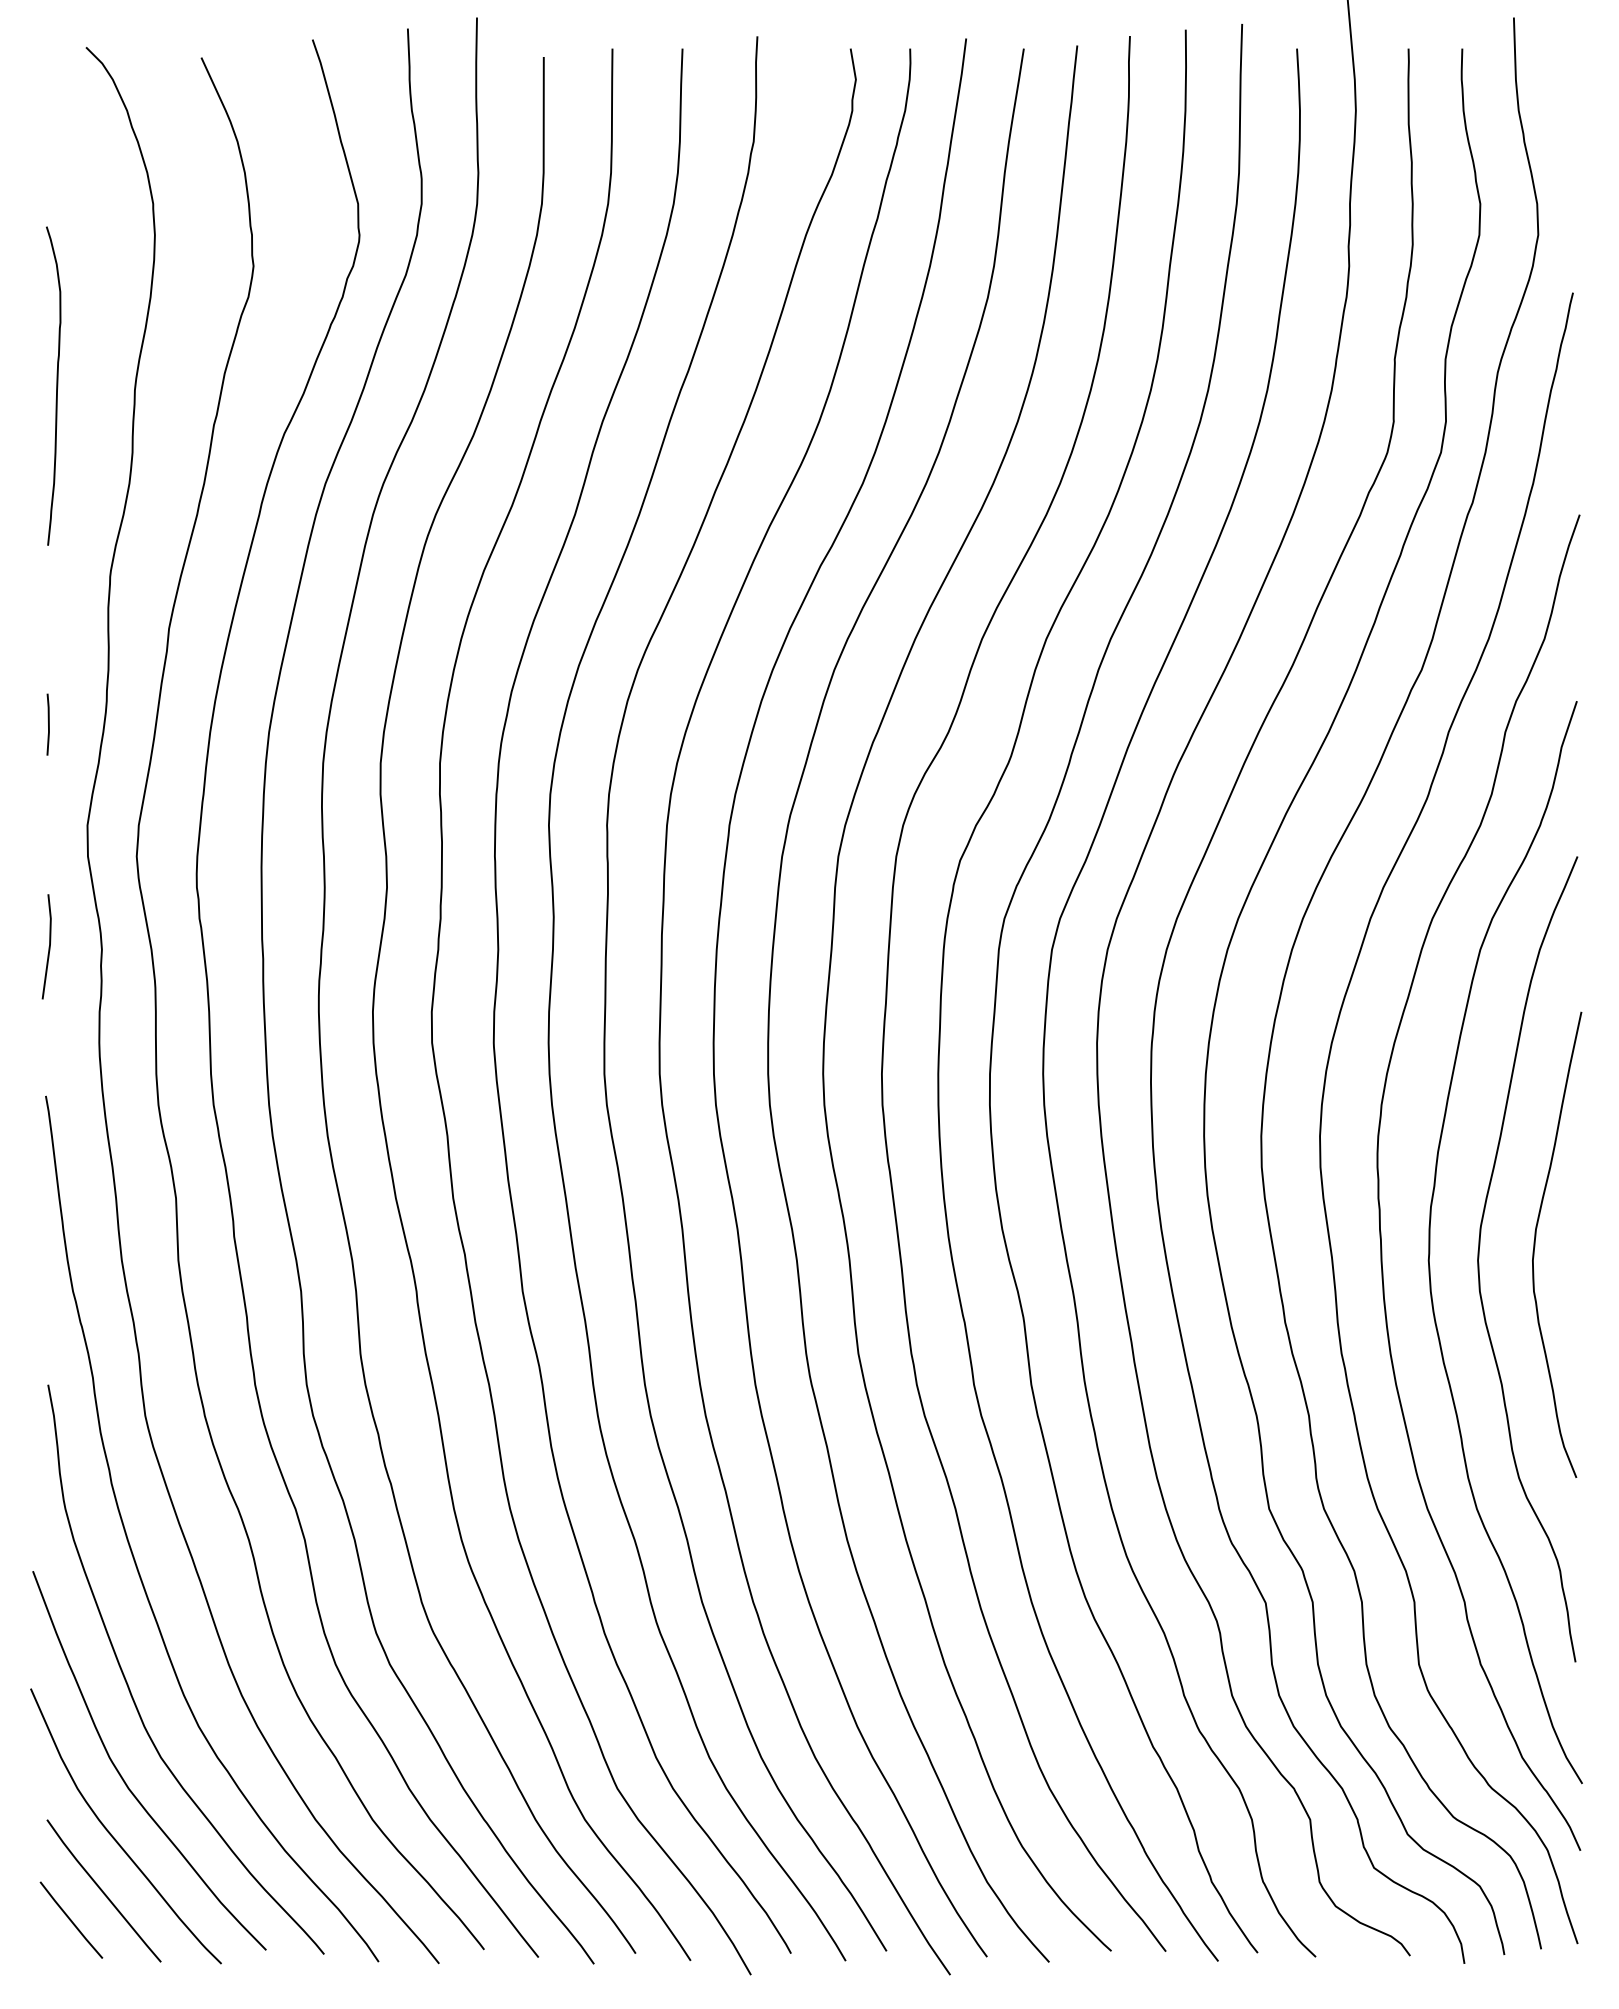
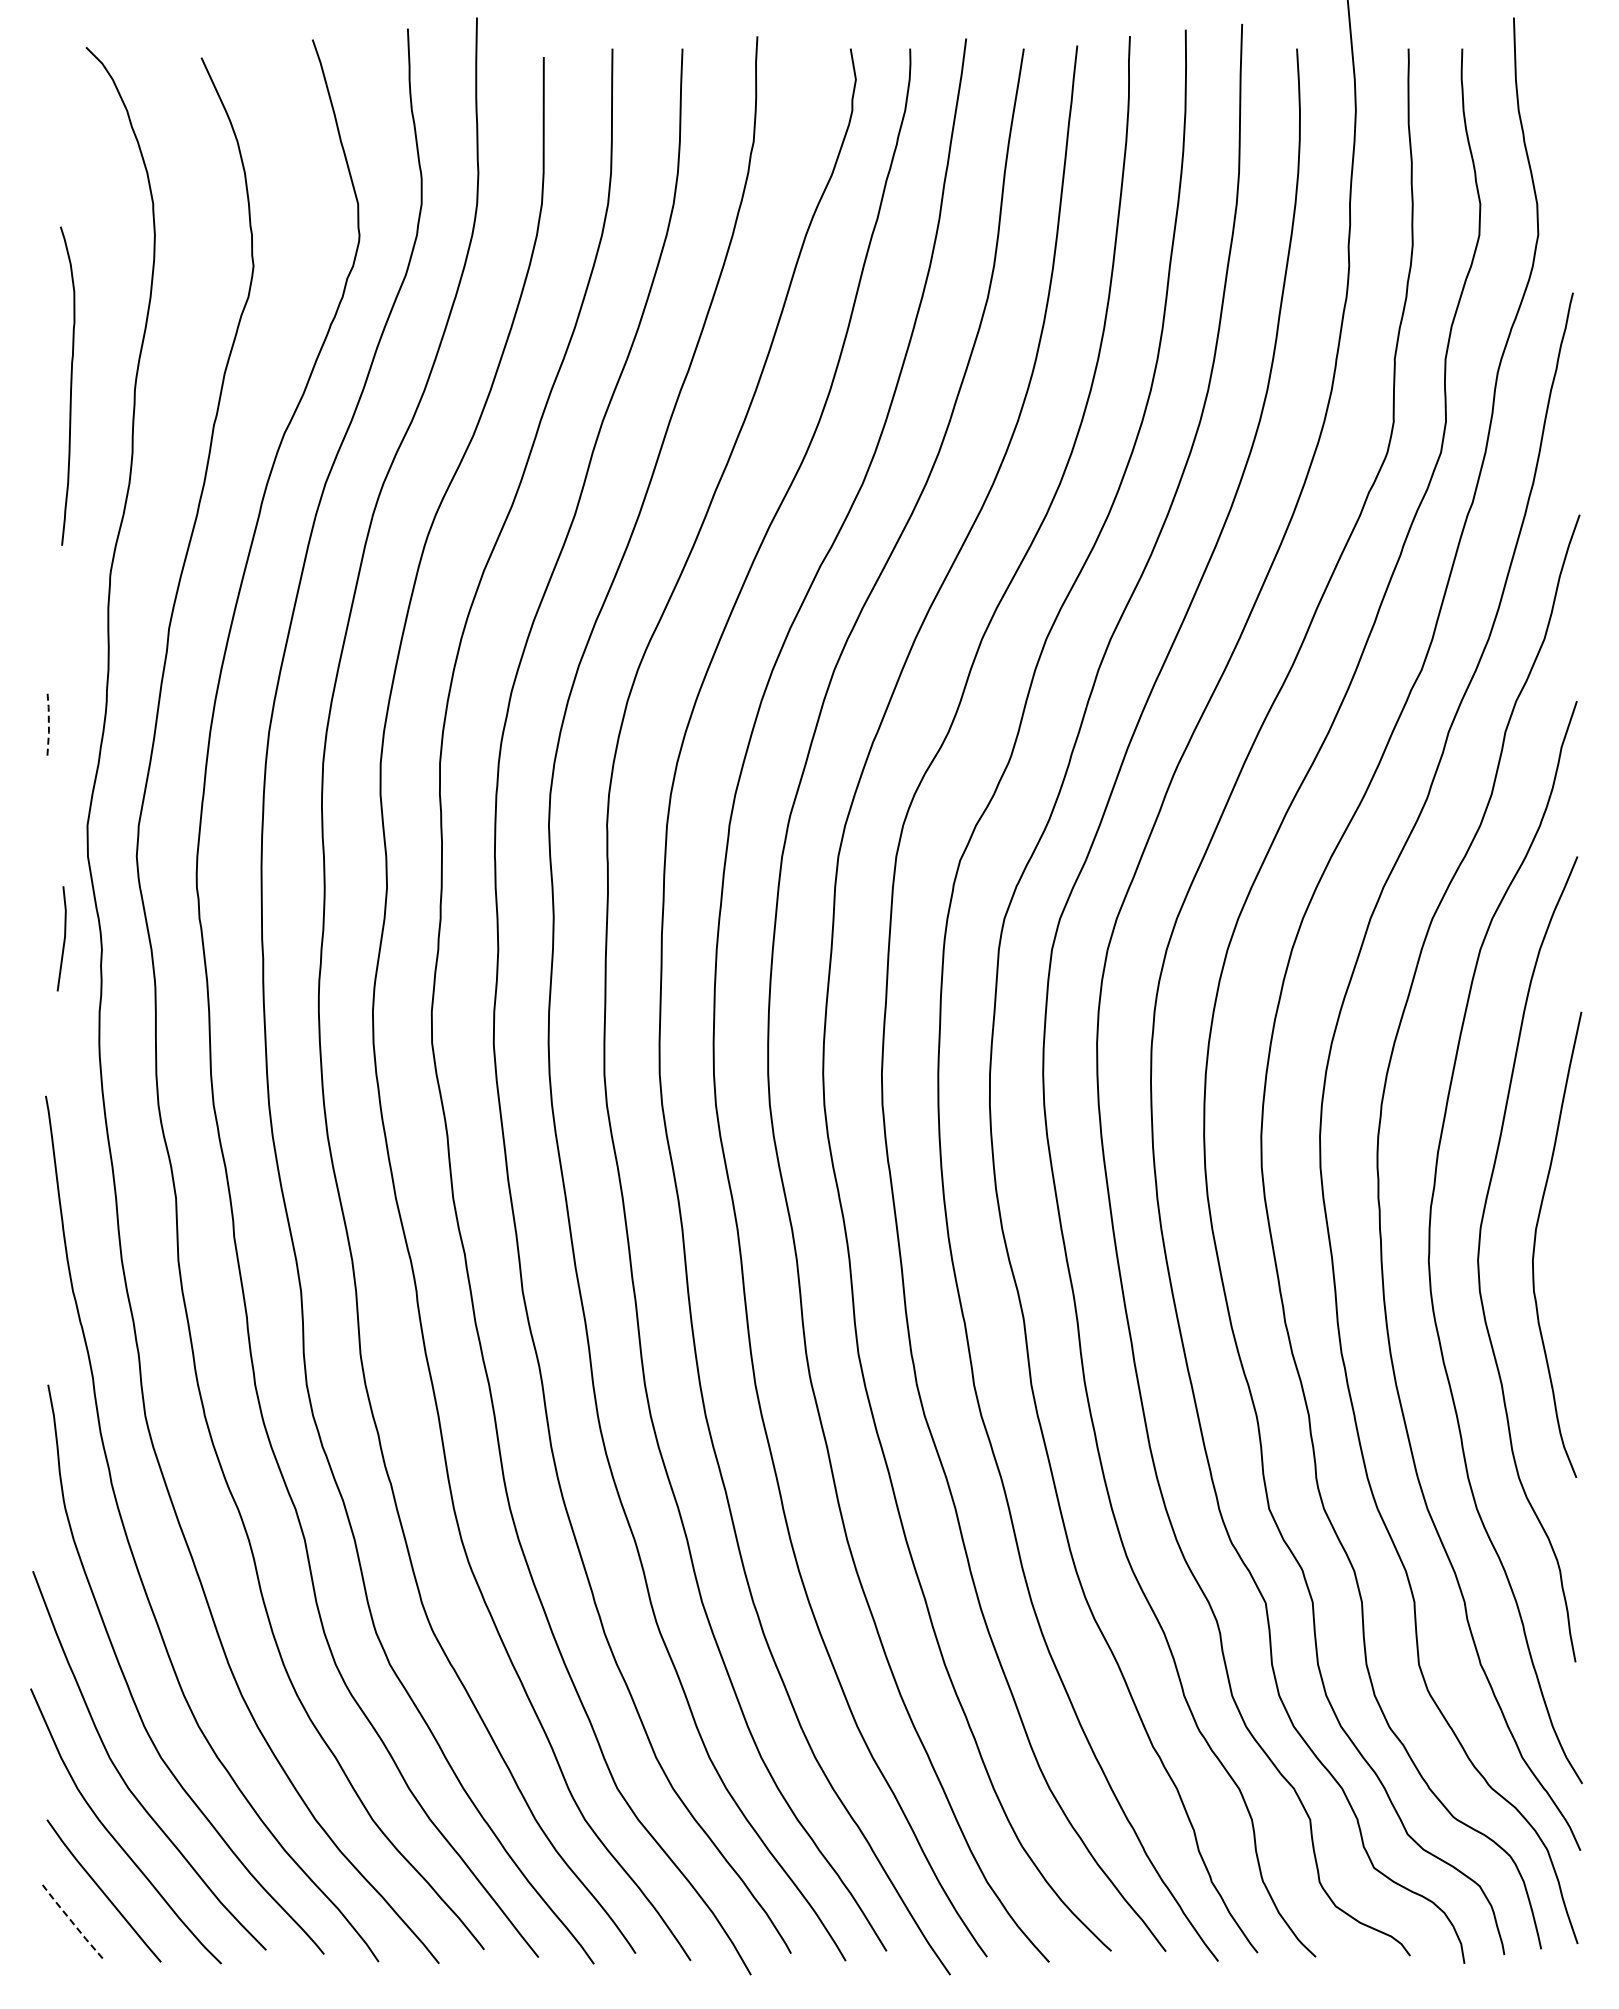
curve position: (56, 385) -> (70, 385) (70, 385)
line: solid -> dashed (48, 724)
line position: (48, 946) -> (63, 938) (63, 938)
line: solid -> dashed (70, 1920)
